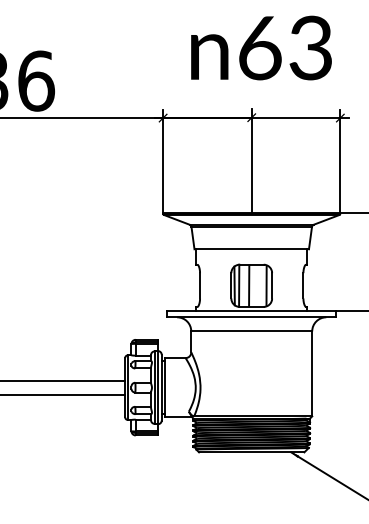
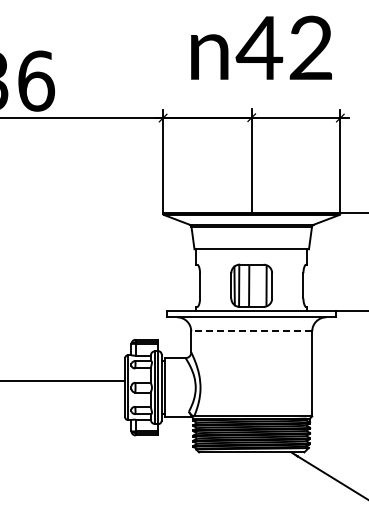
text: 63 -> 42 (283, 48)
line: solid -> dashed (251, 331)
line: present -> none (63, 394)
